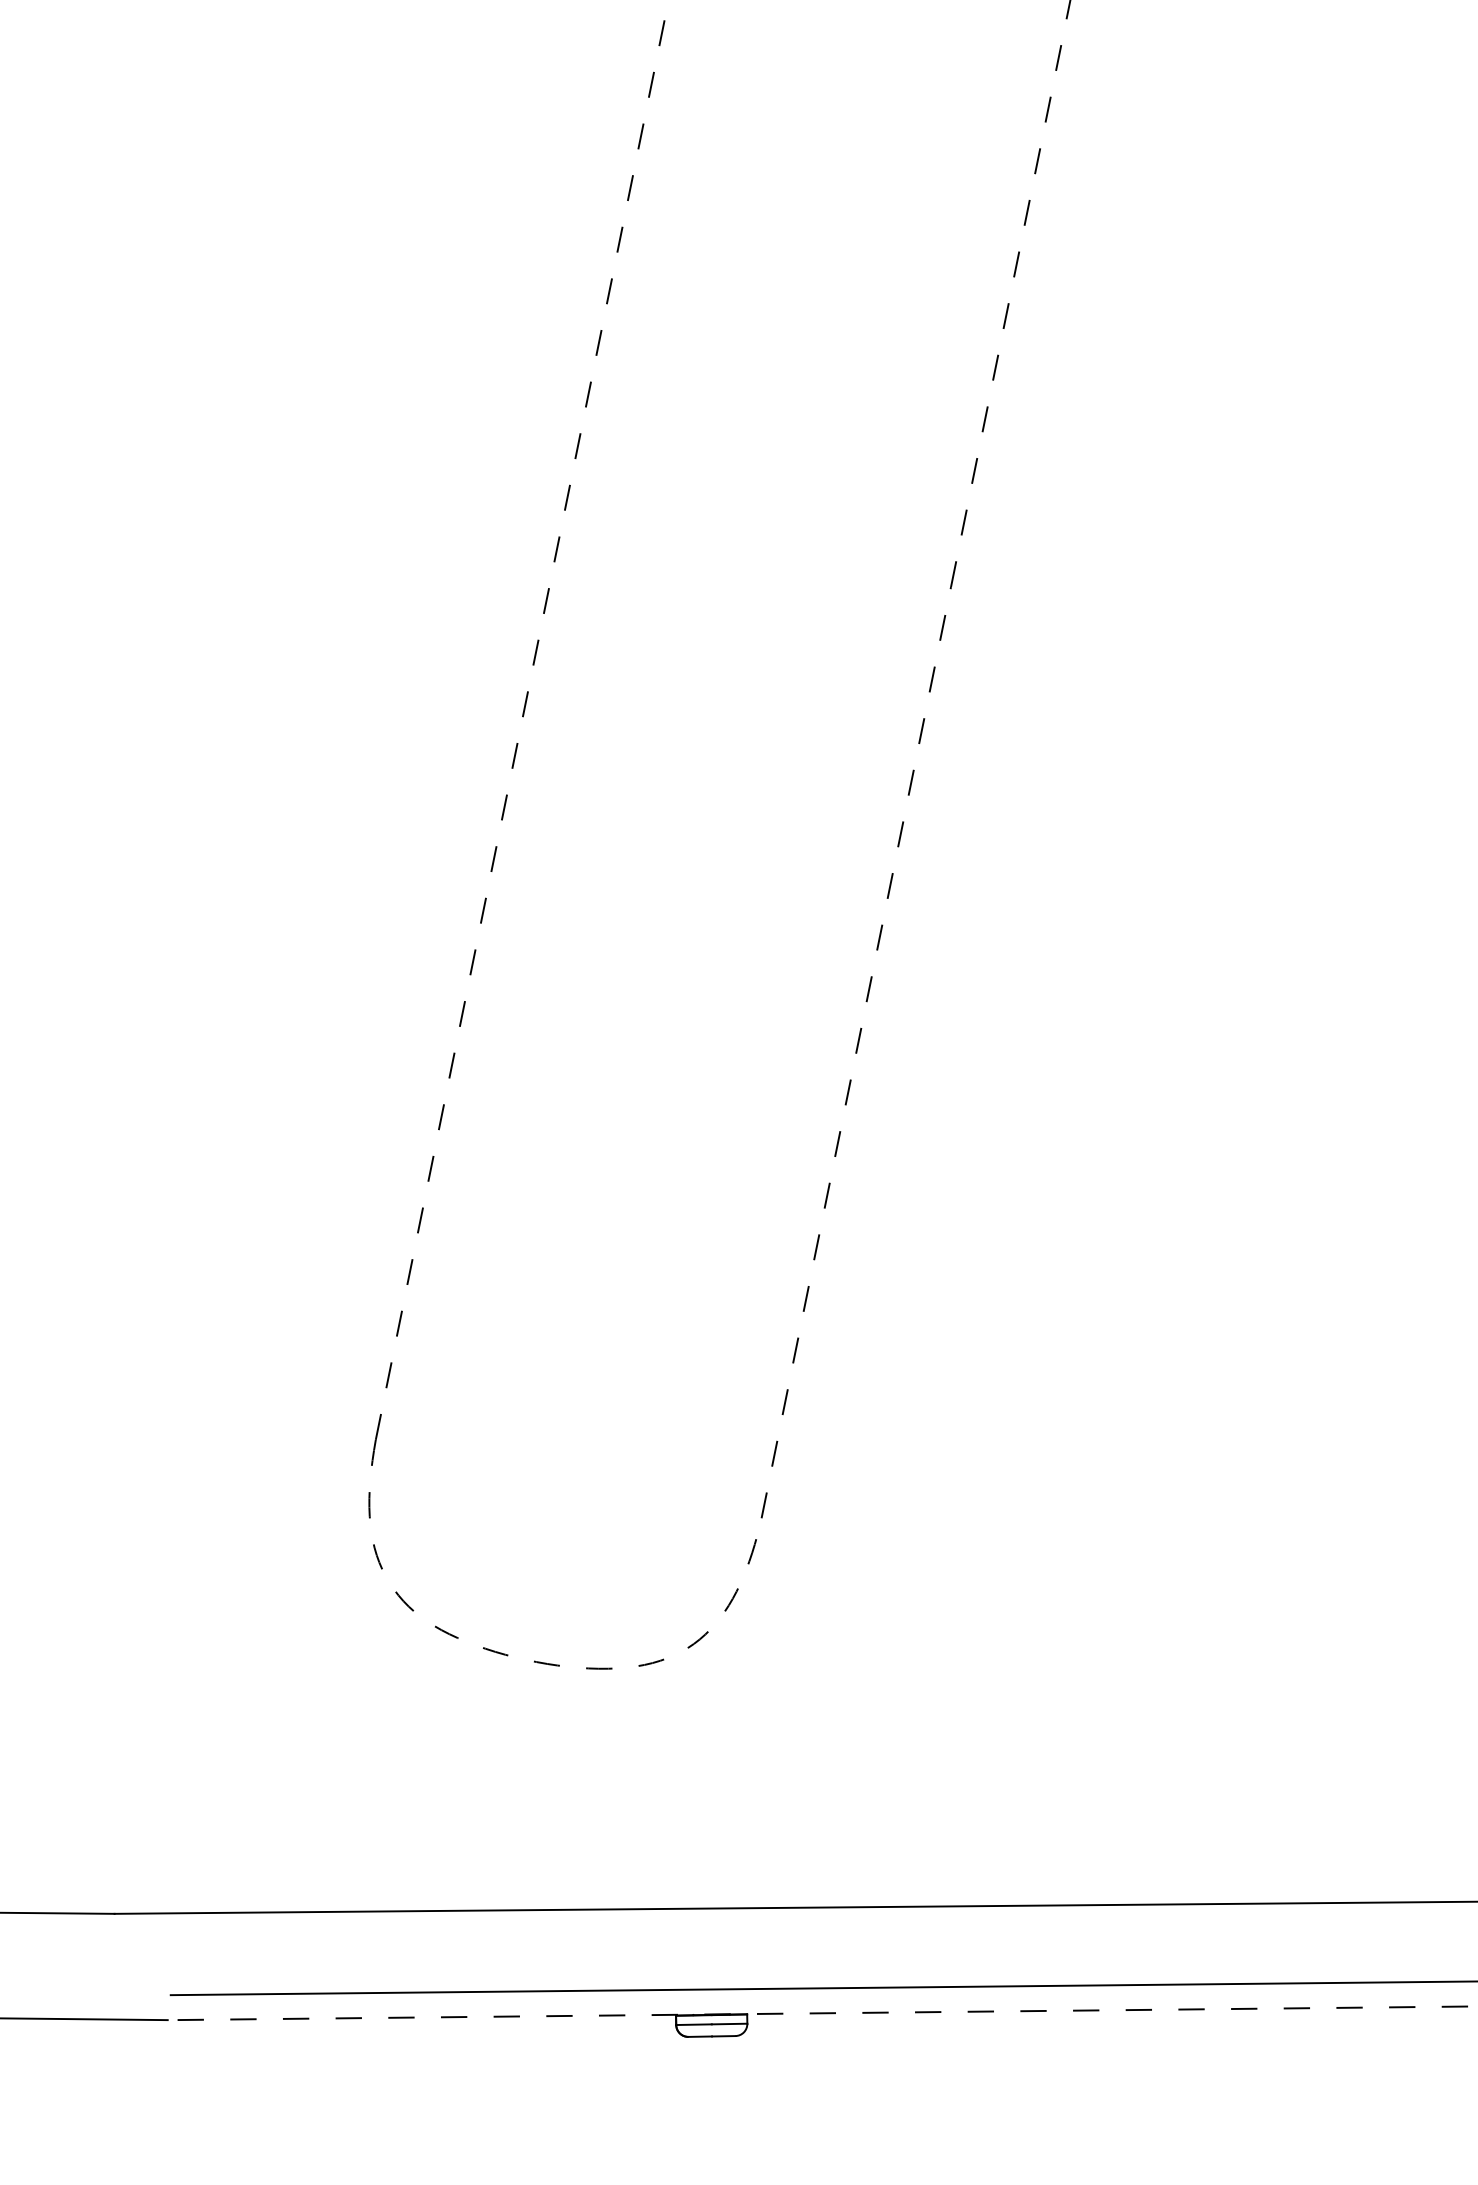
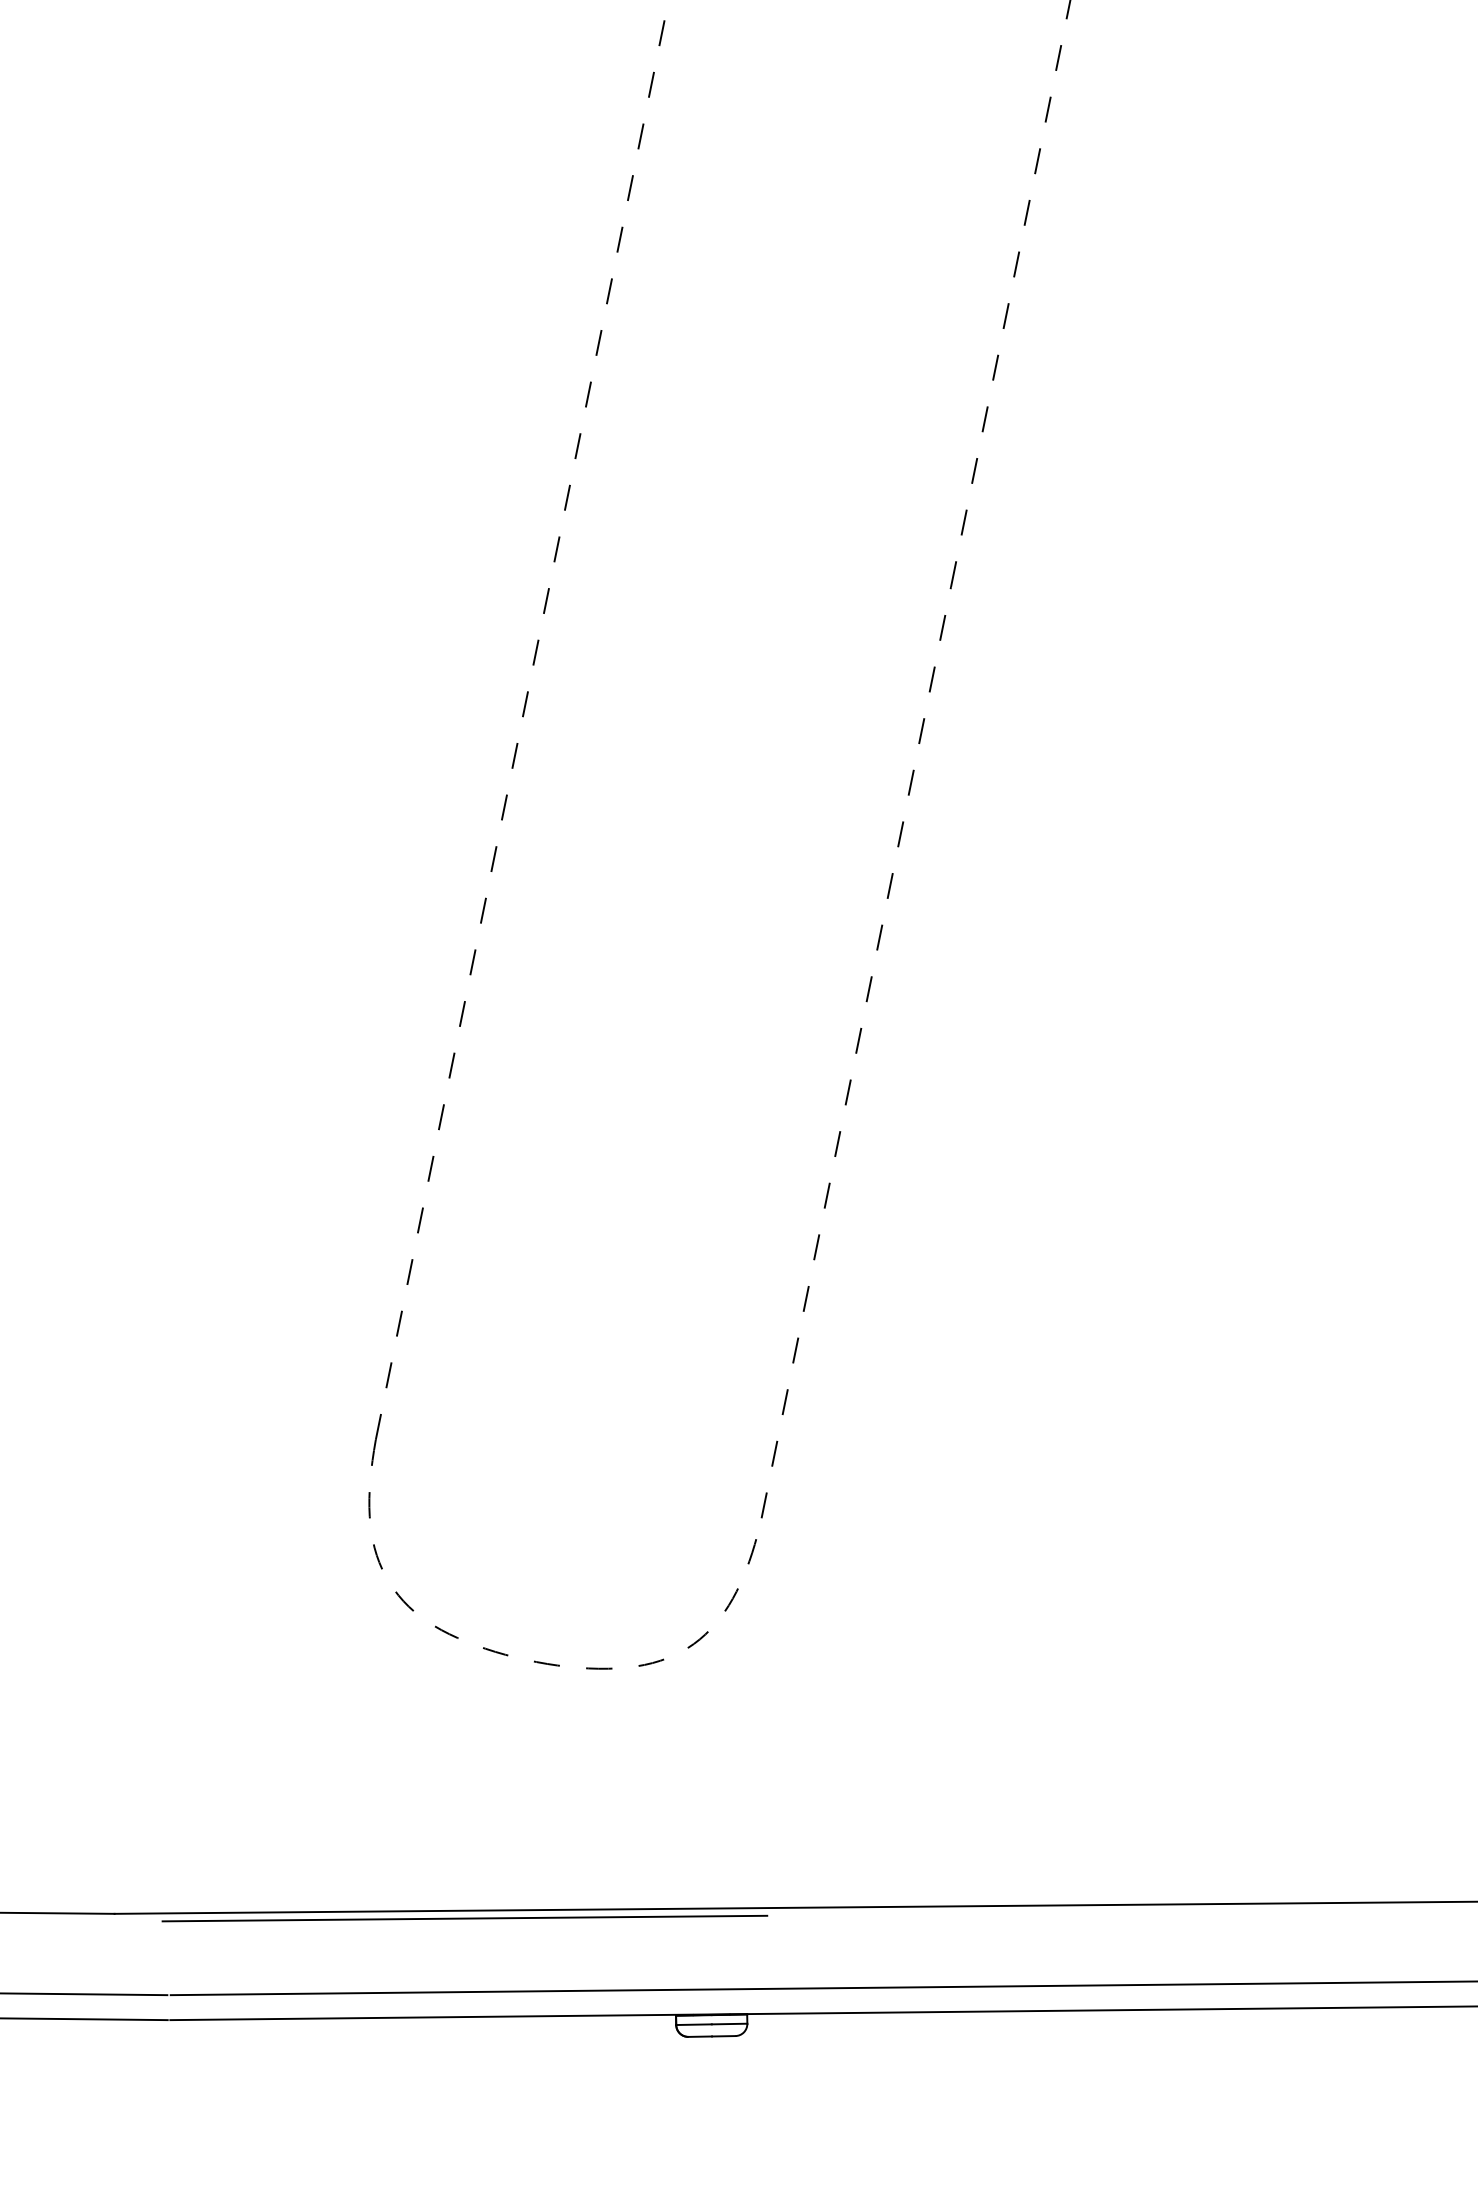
line: none -> present (464, 1918)
line: none -> present (84, 1994)
line: dashed -> solid (824, 2013)
